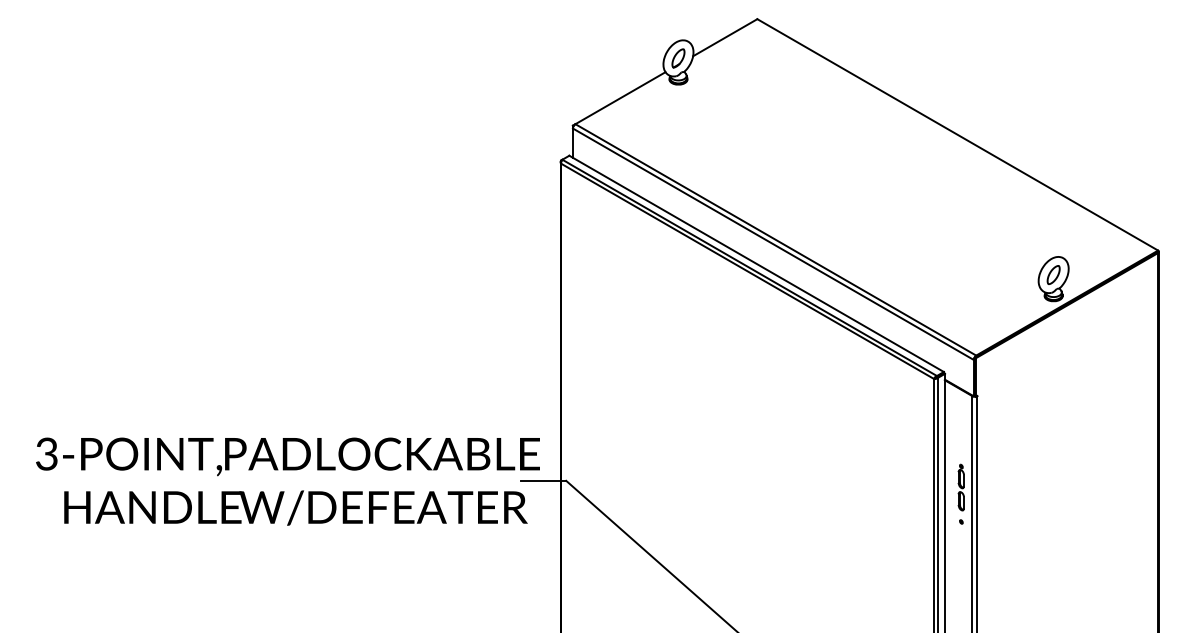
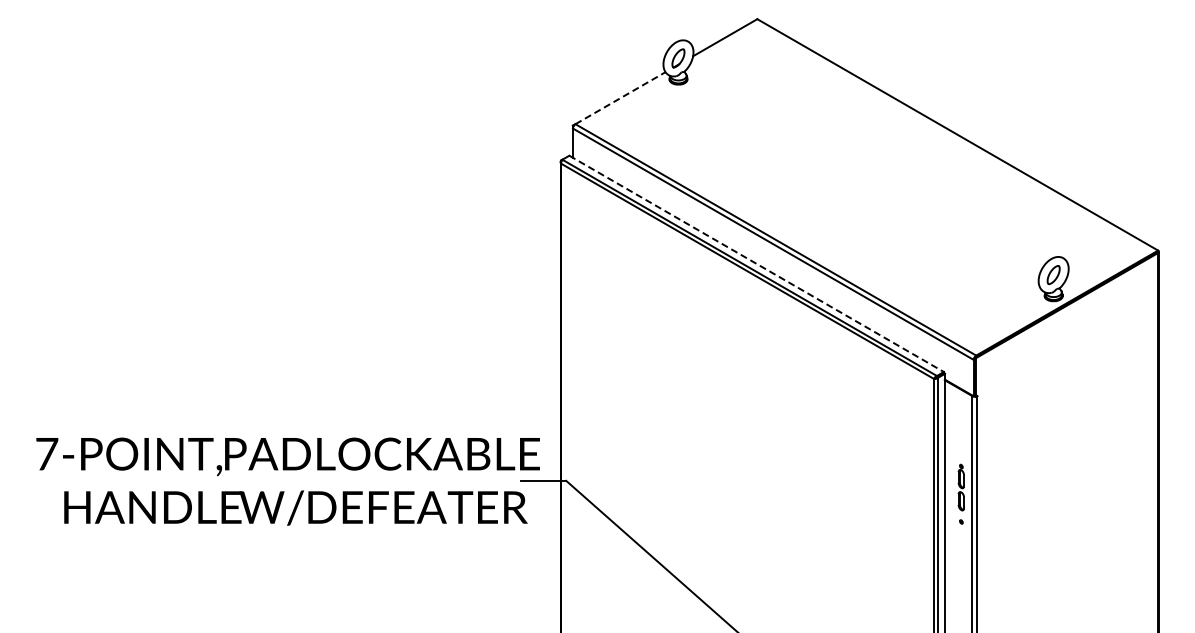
line: solid -> dashed (620, 97)
line: solid -> dashed (757, 264)
text: 3-POINT, -> 7-POINT, (47, 453)
